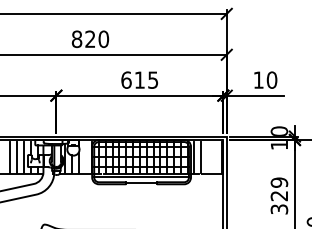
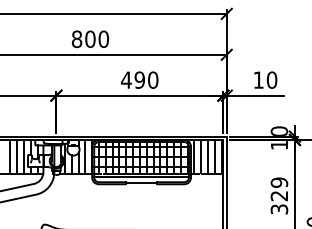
text: 820 -> 800 (90, 39)
text: 615 -> 490 (139, 79)
line: none -> present (85, 157)
line: none -> present (208, 157)
line: none -> present (214, 157)
